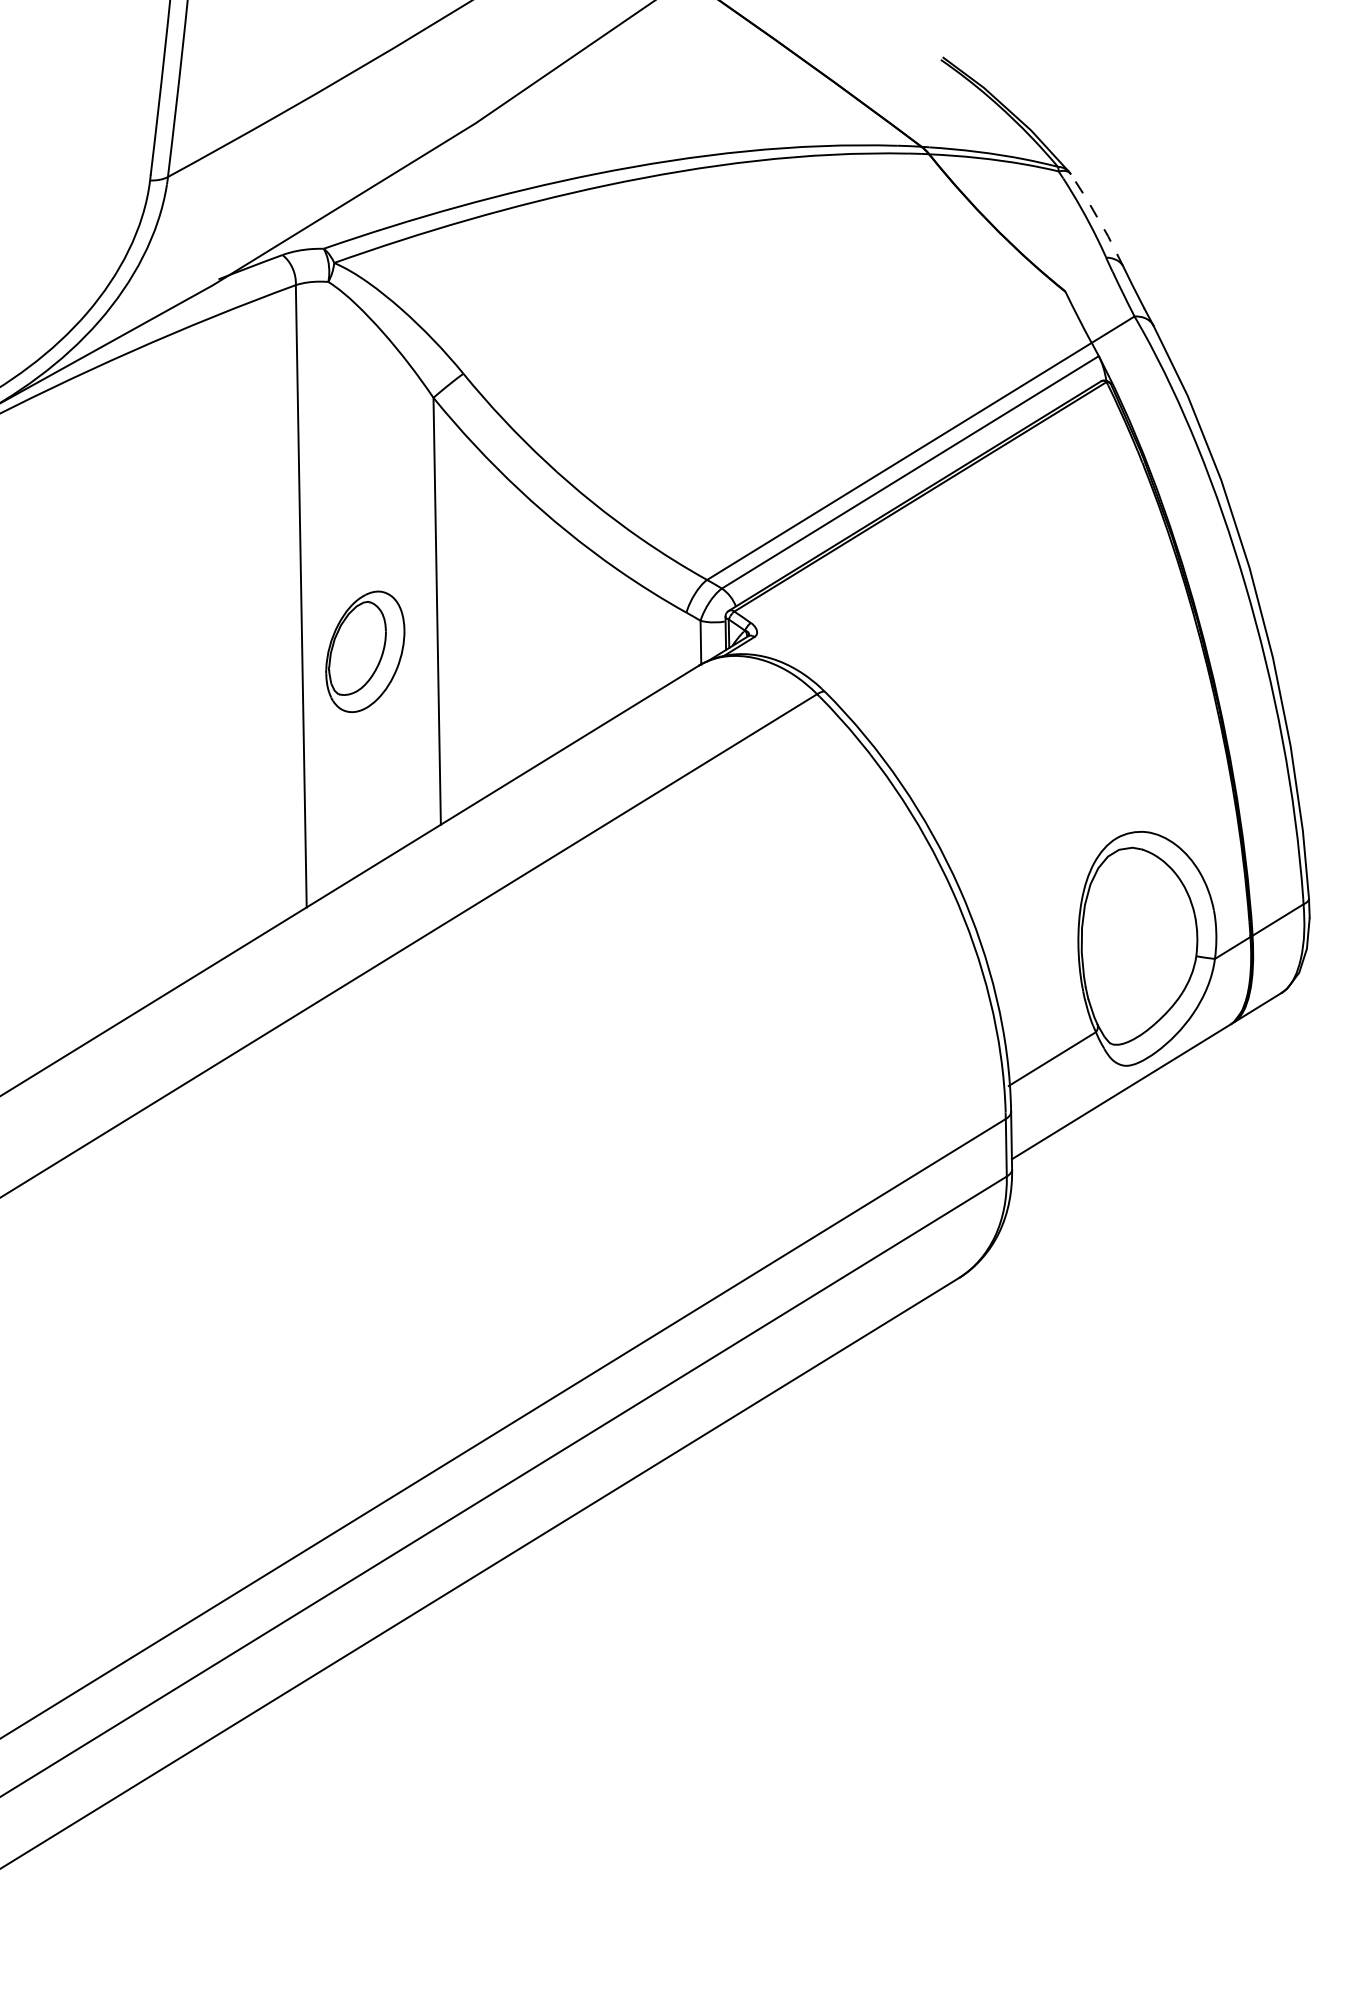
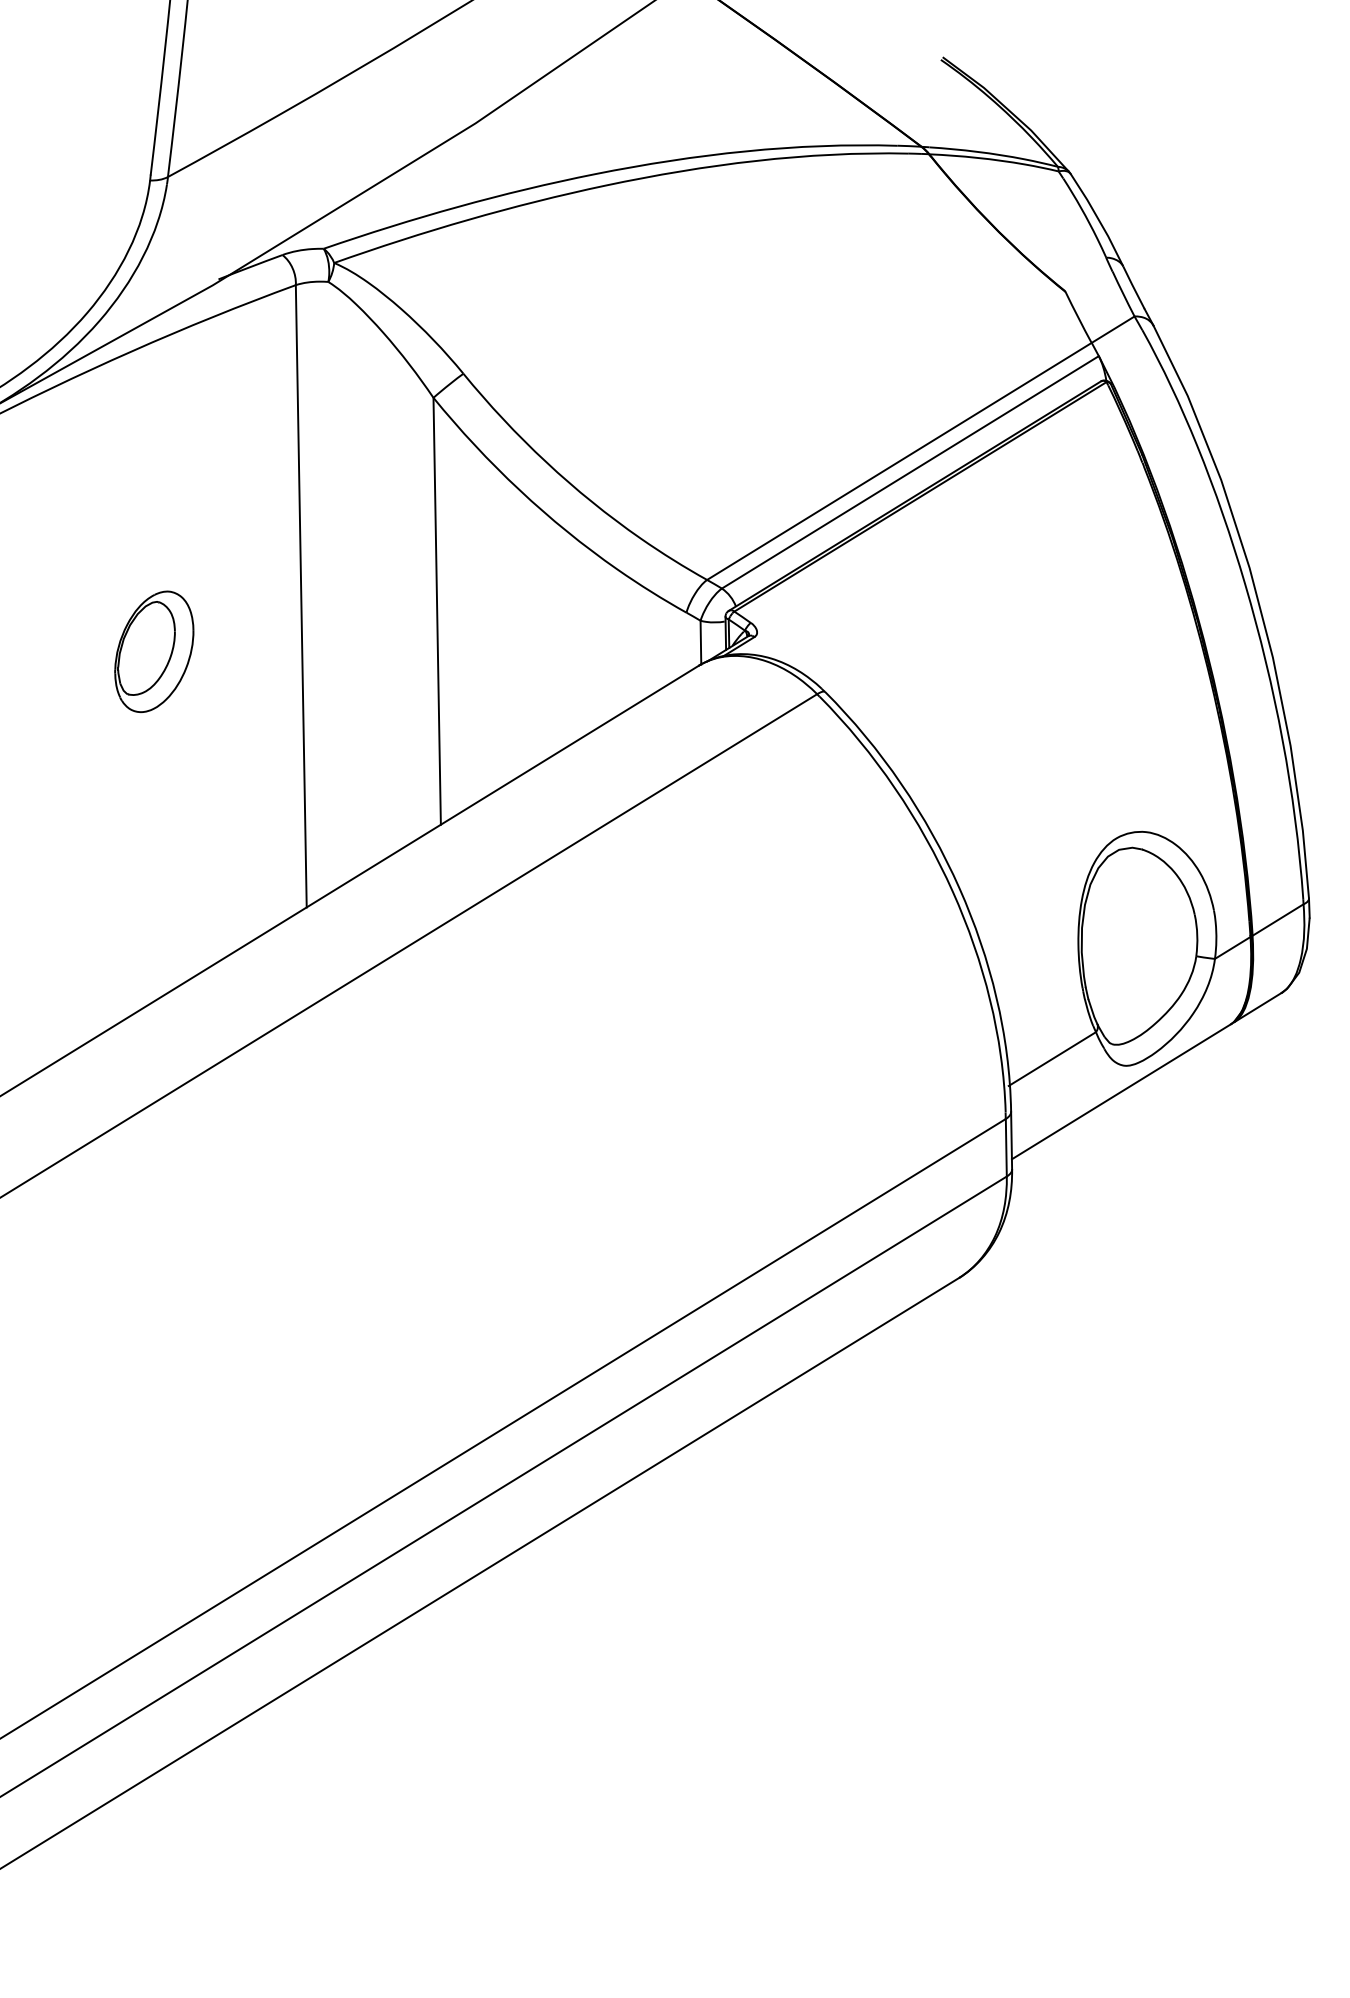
line: dashed -> solid (1098, 219)
part position: (365, 651) -> (154, 651) (154, 651)
